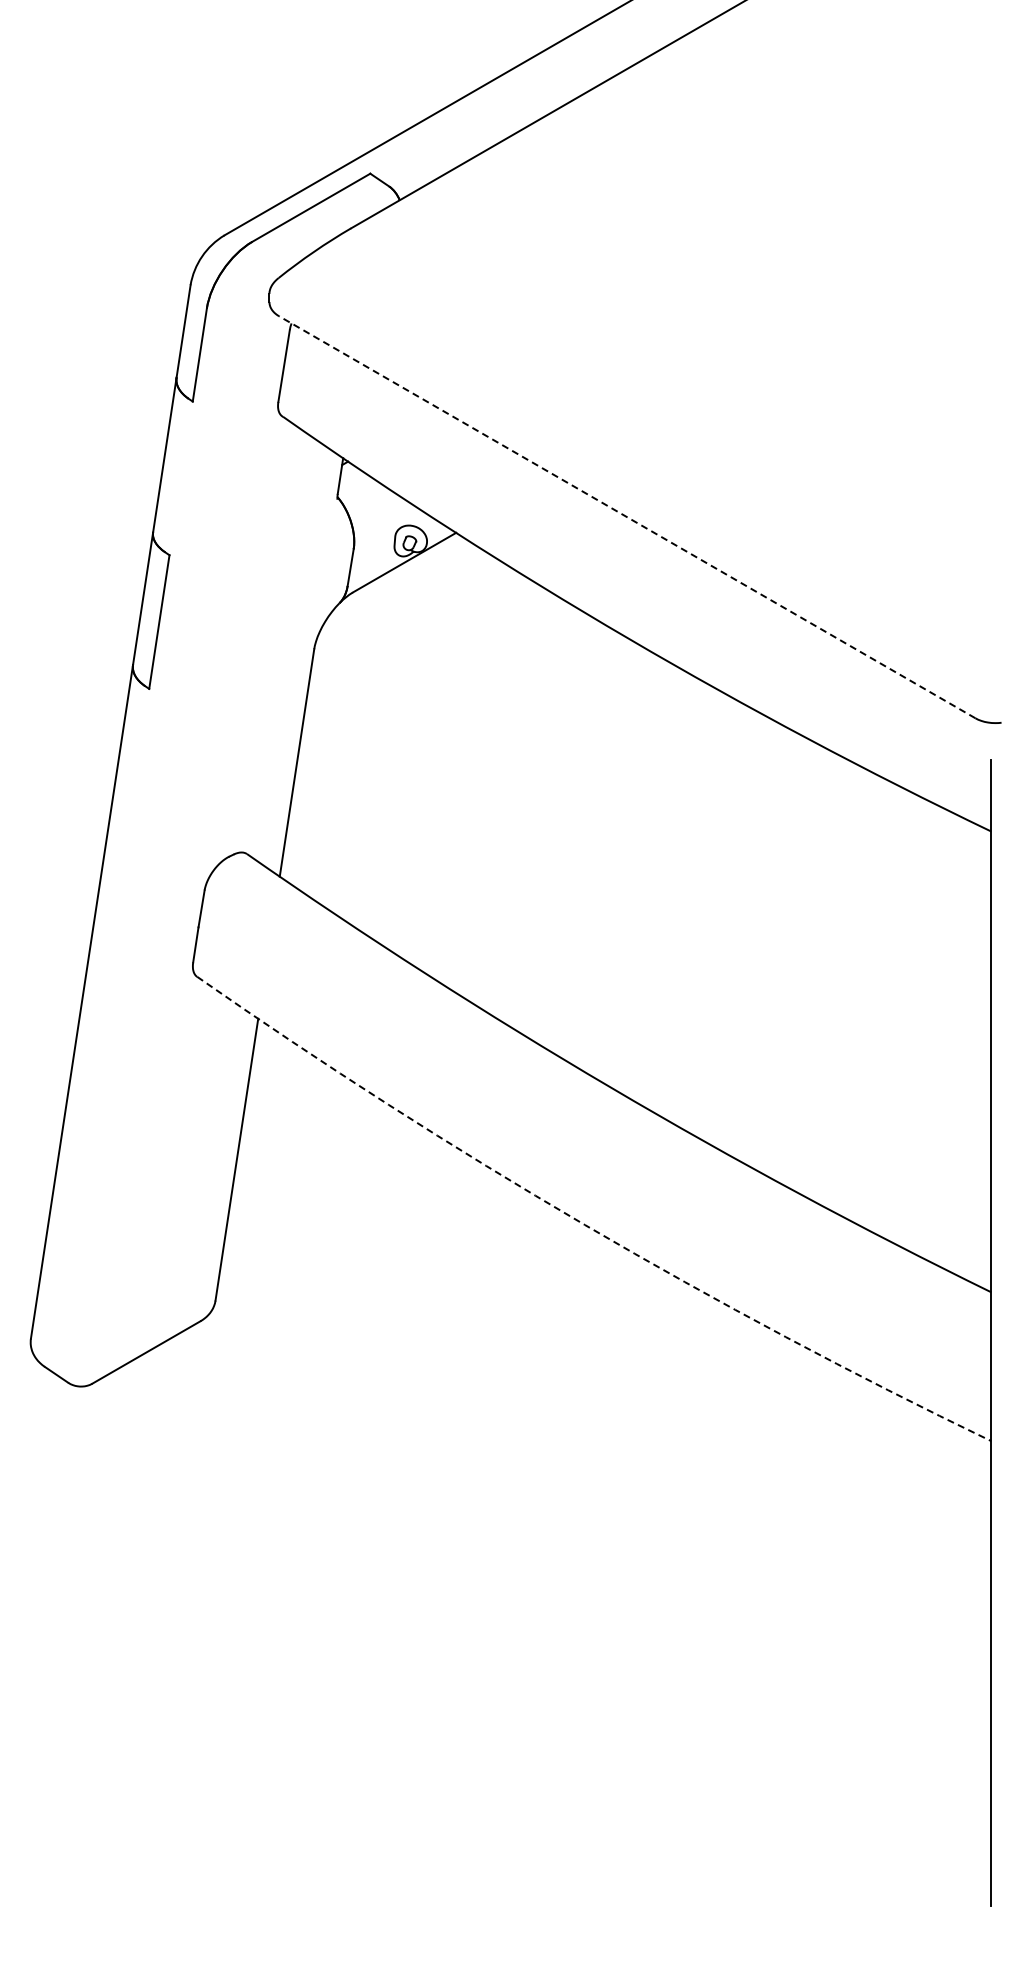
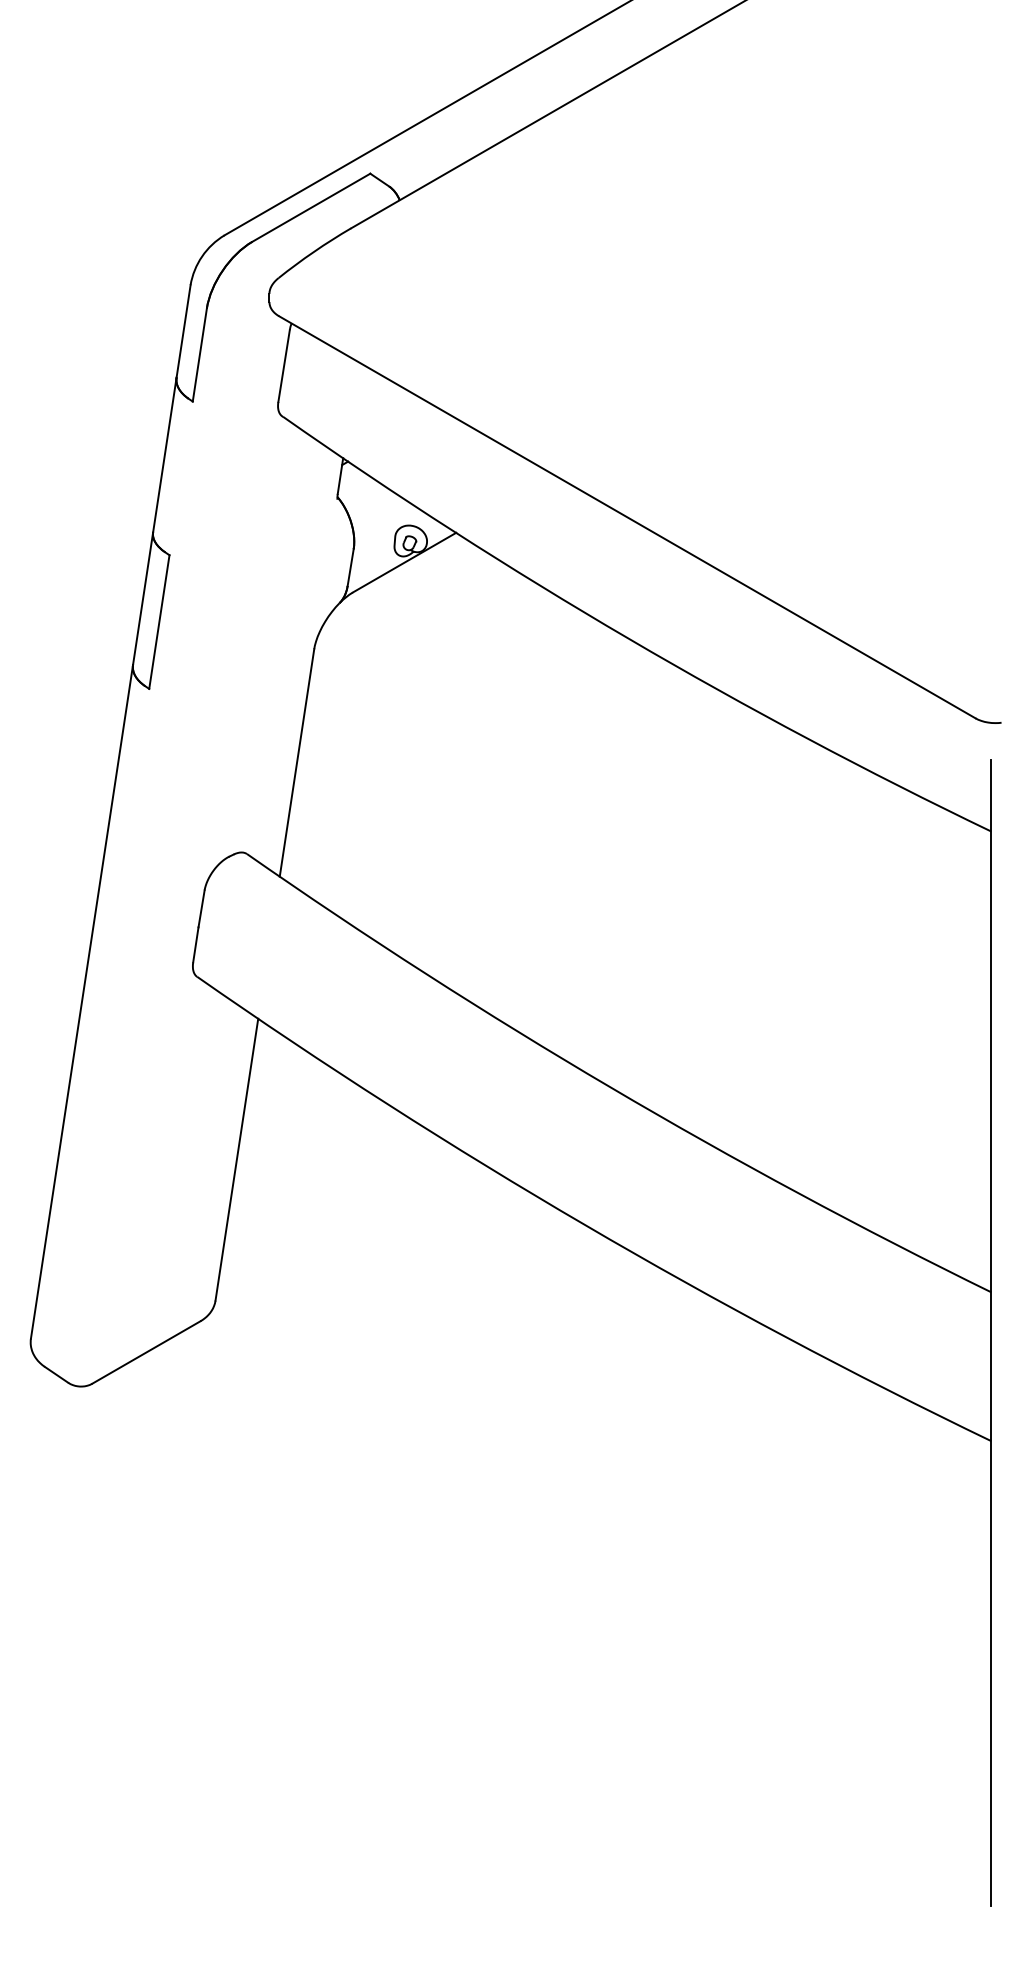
line: dashed -> solid (627, 517)
arc: dashed -> solid (584, 1225)
